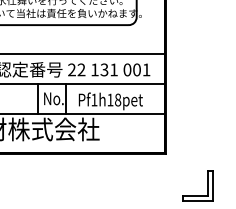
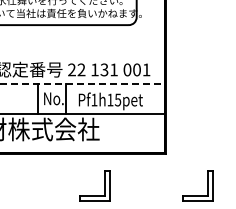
line: present -> none (83, 53)
line: solid -> dashed (82, 83)
text: Pf1h18pet -> Pf1h15pet (117, 99)
part: none -> present (104, 185)
